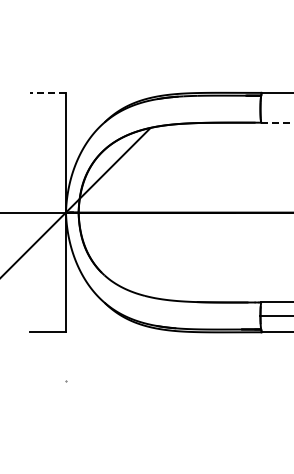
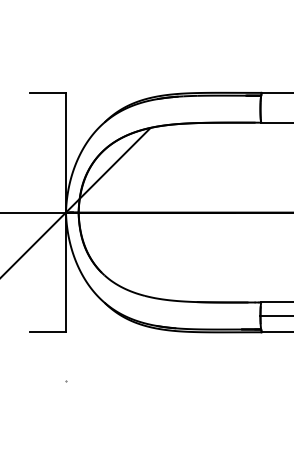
line: dashed -> solid (48, 92)
line: dashed -> solid (277, 122)
